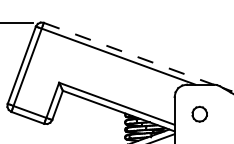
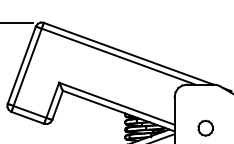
line: dashed -> solid (129, 53)
part position: (199, 113) -> (205, 127) (205, 127)
